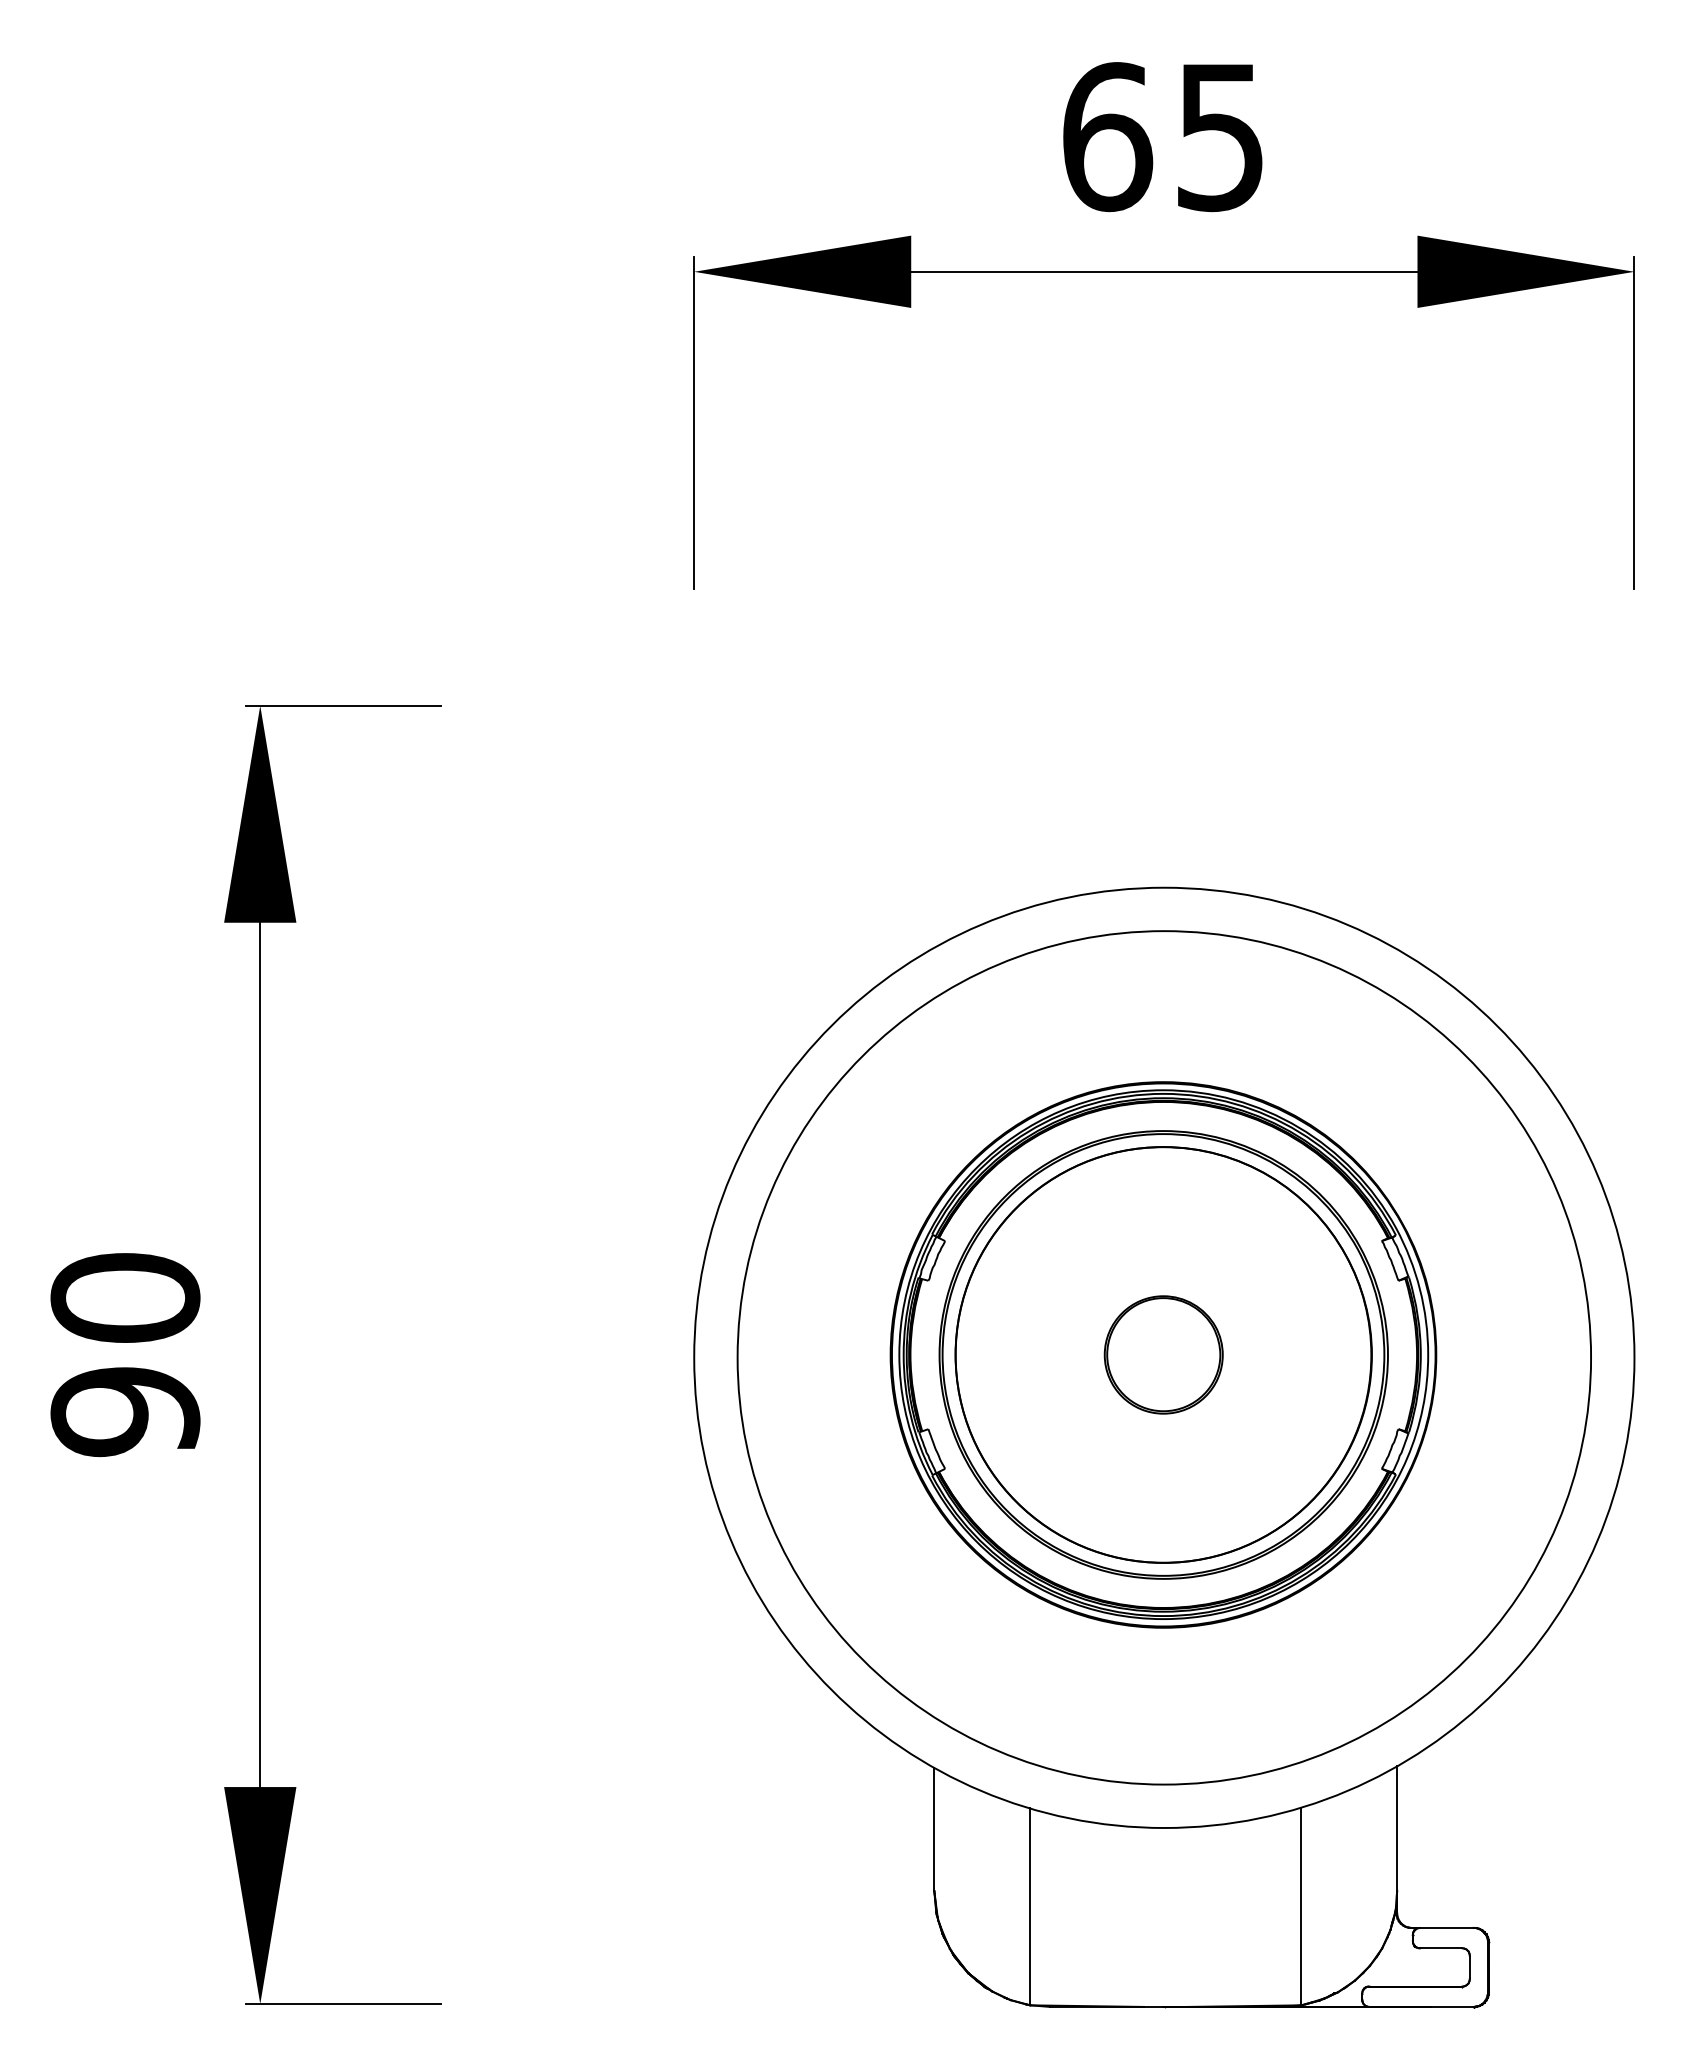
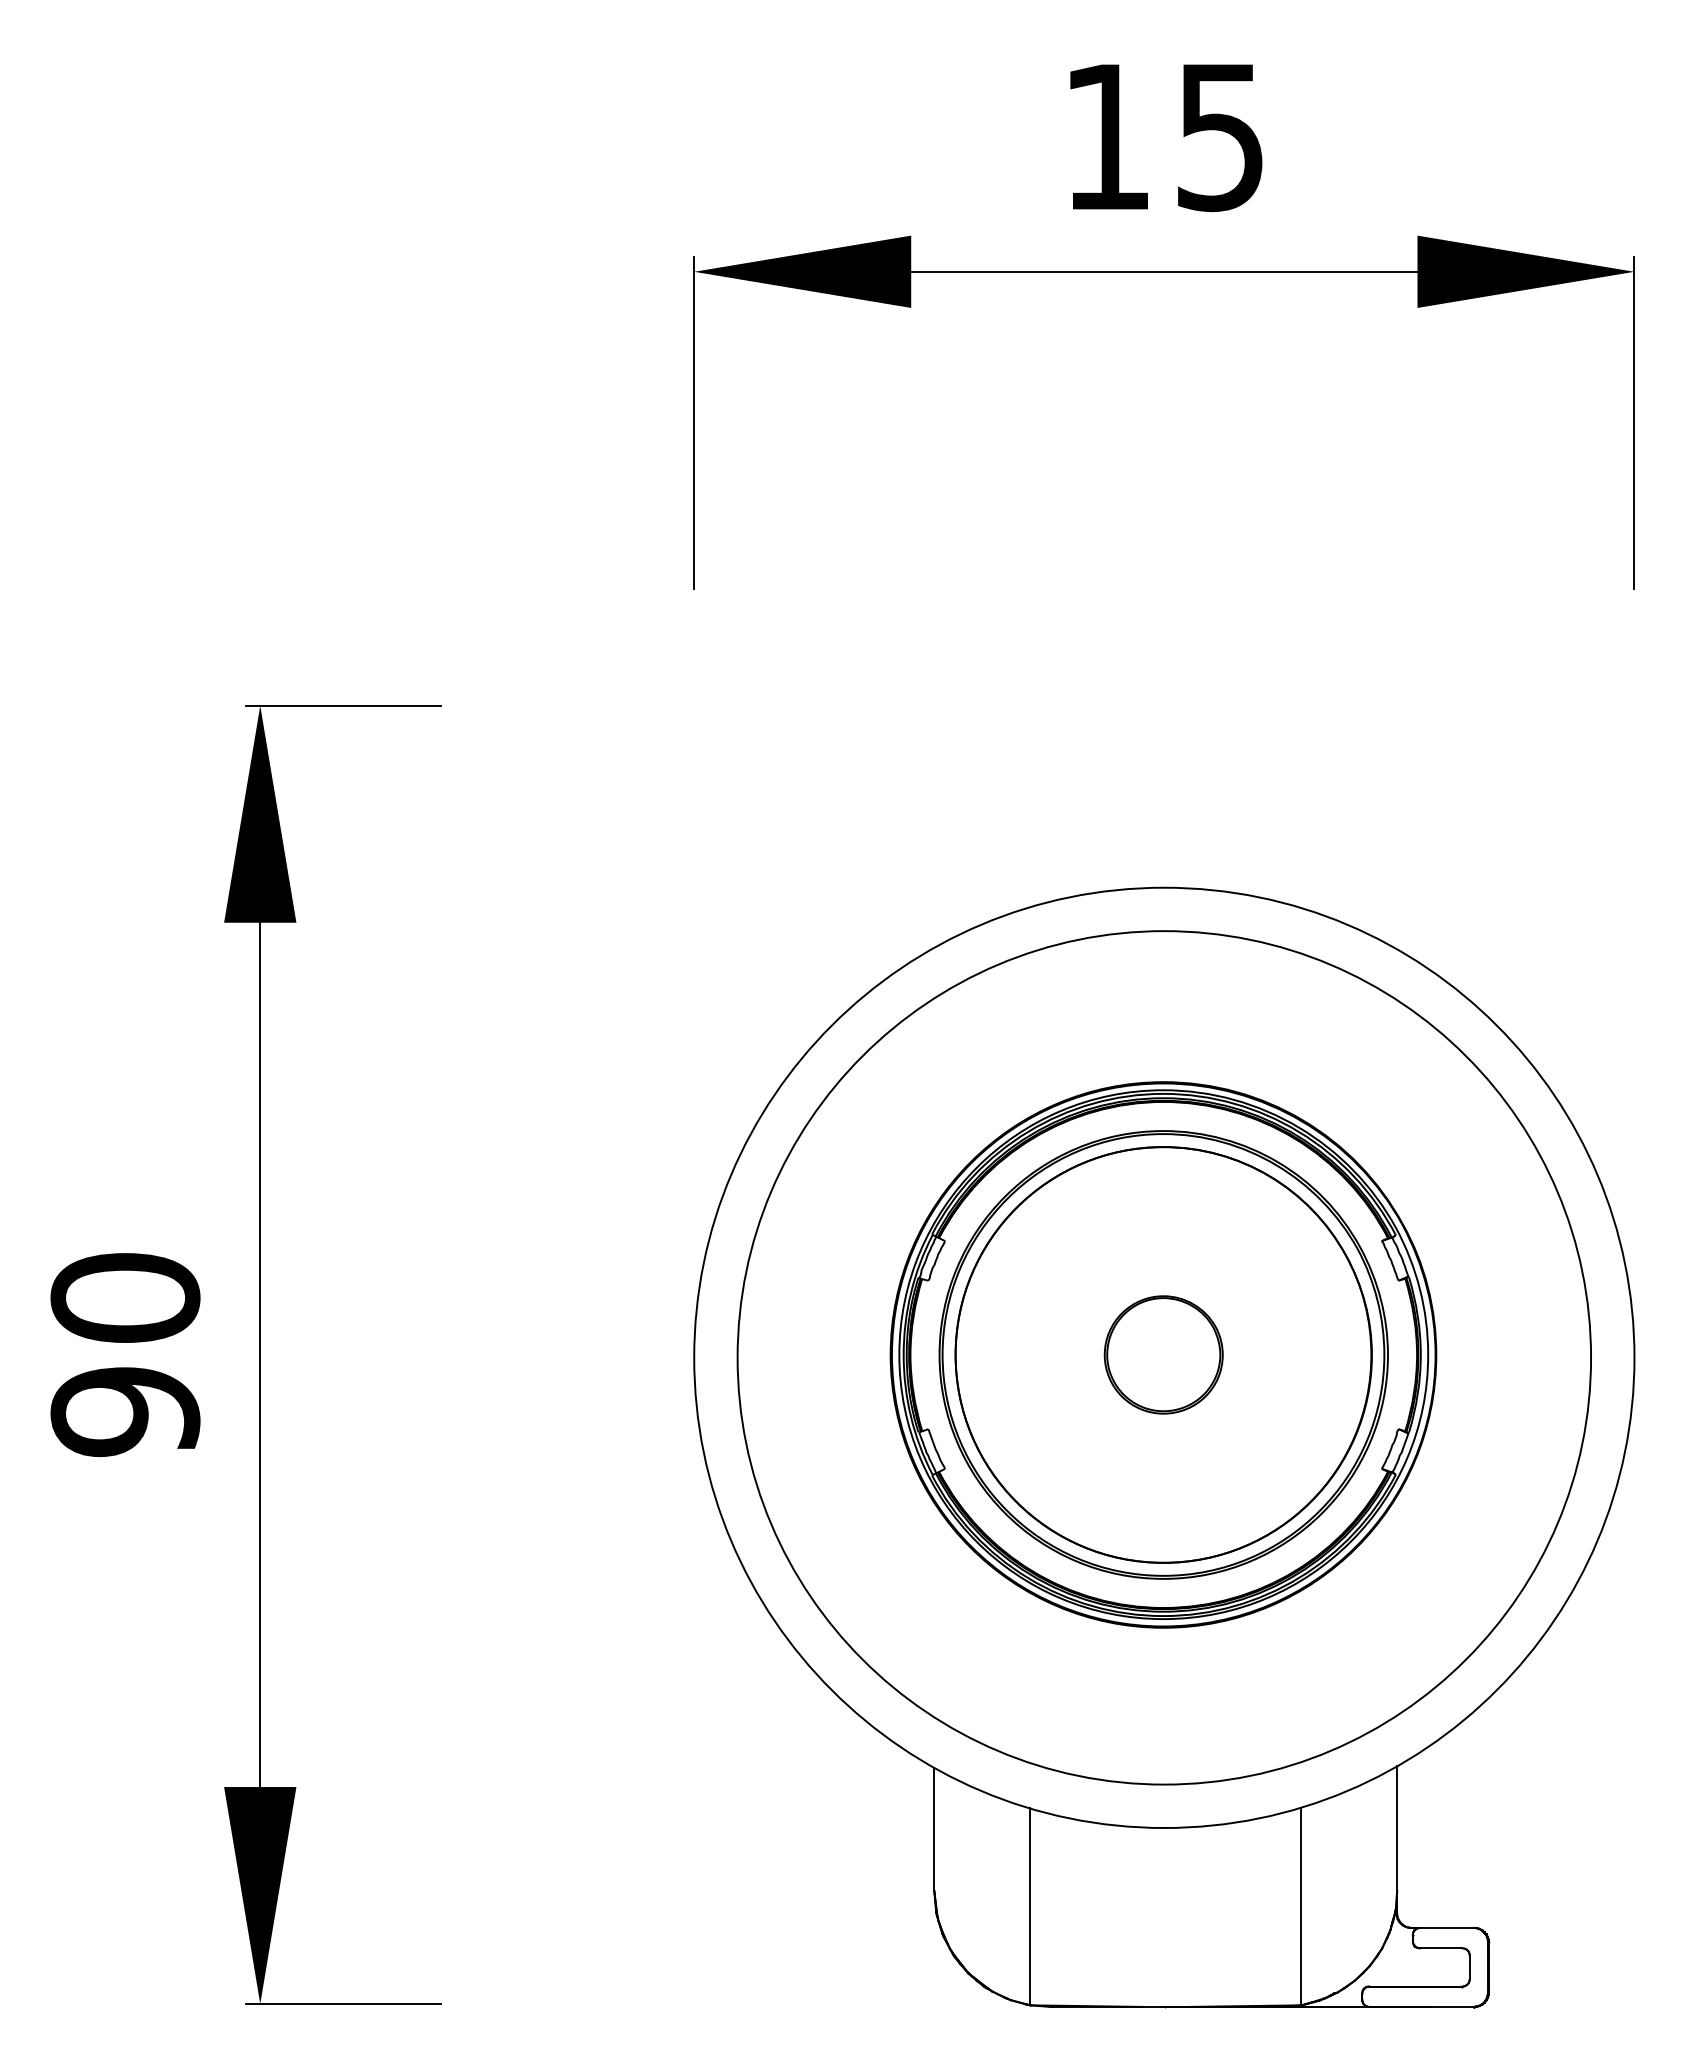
text: 65 -> 15 (1108, 137)
